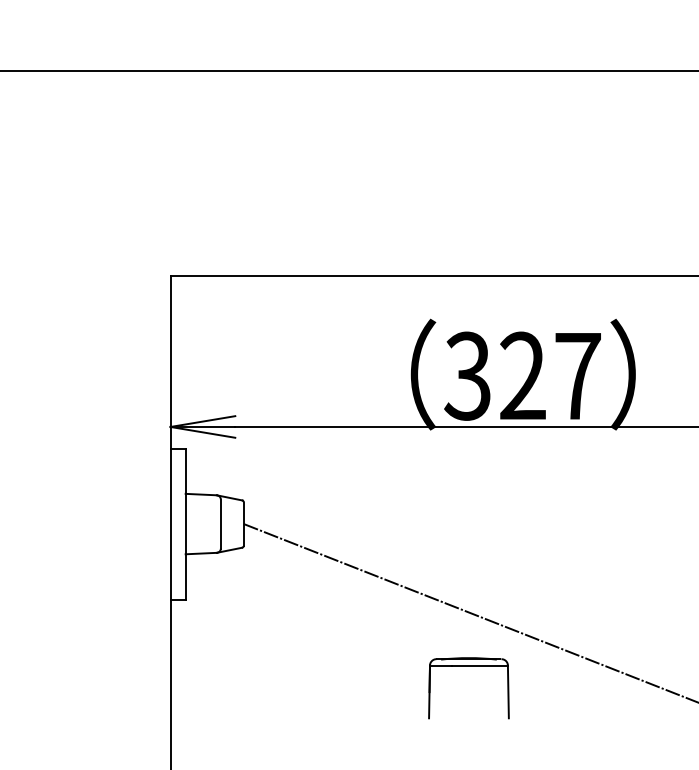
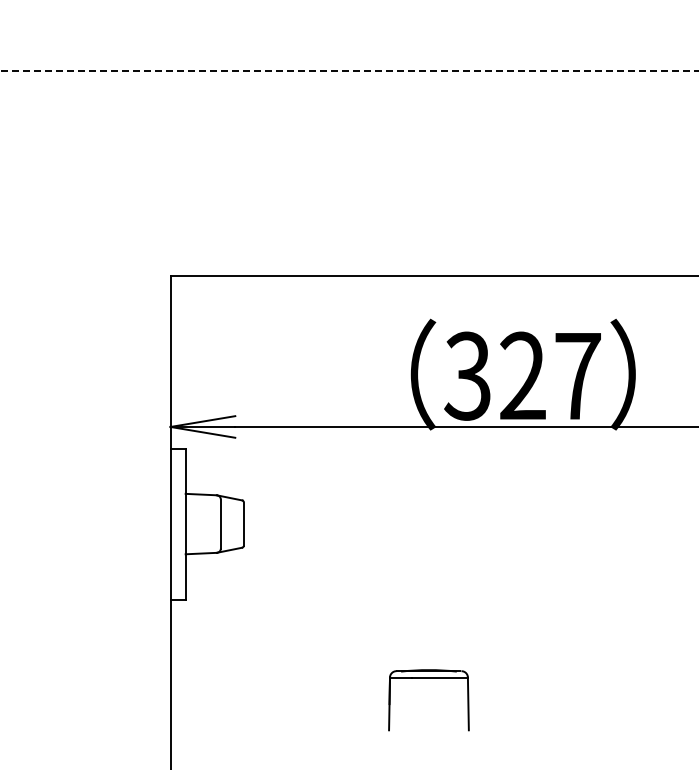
line: solid -> dashed (349, 70)
line: present -> none (469, 612)
part position: (468, 666) -> (428, 678) (428, 678)
